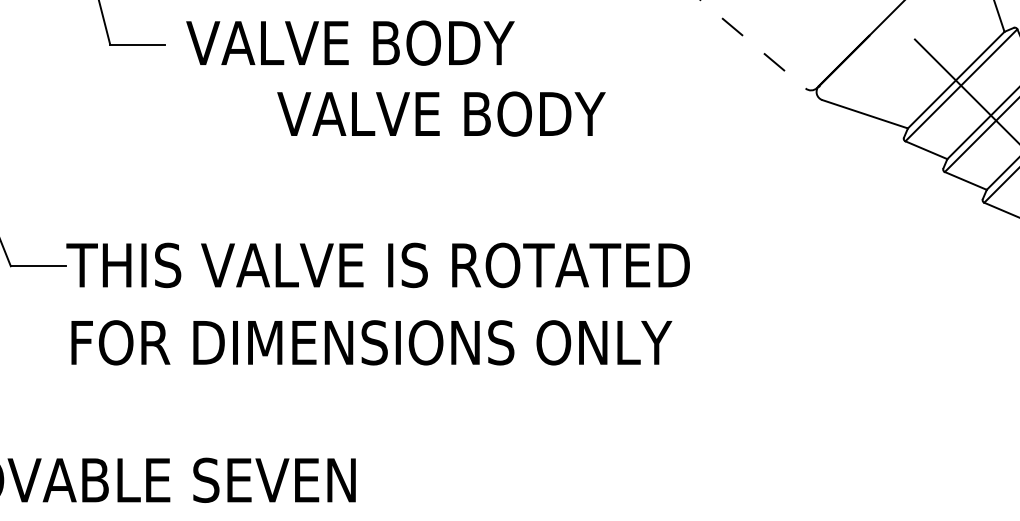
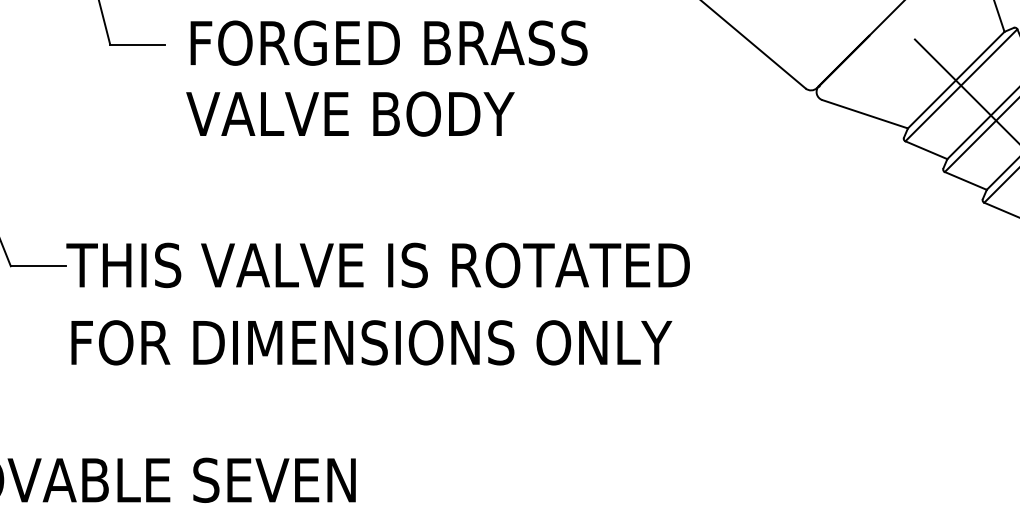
text: VALVE BODY -> FORGED BRASS (386, 42)
line: dashed -> solid (753, 44)
text position: (441, 113) -> (350, 113) (350, 113)
